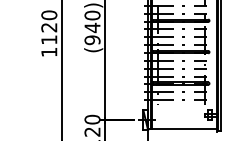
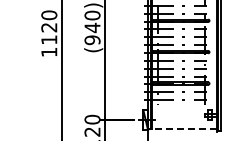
line: solid -> dashed (181, 129)
